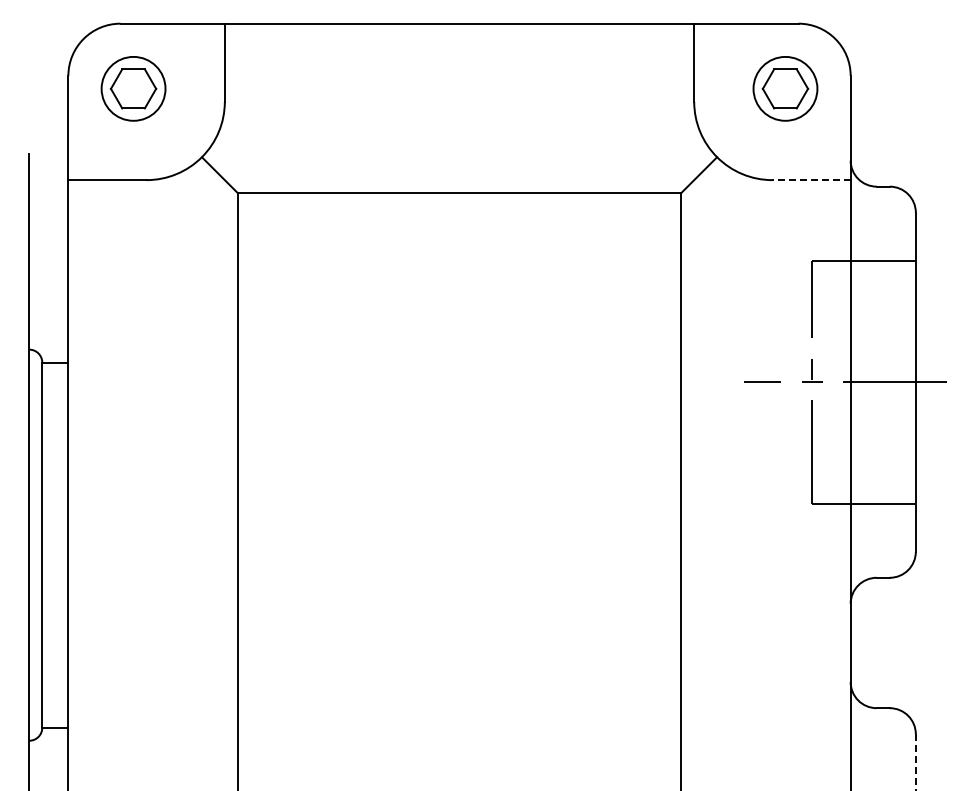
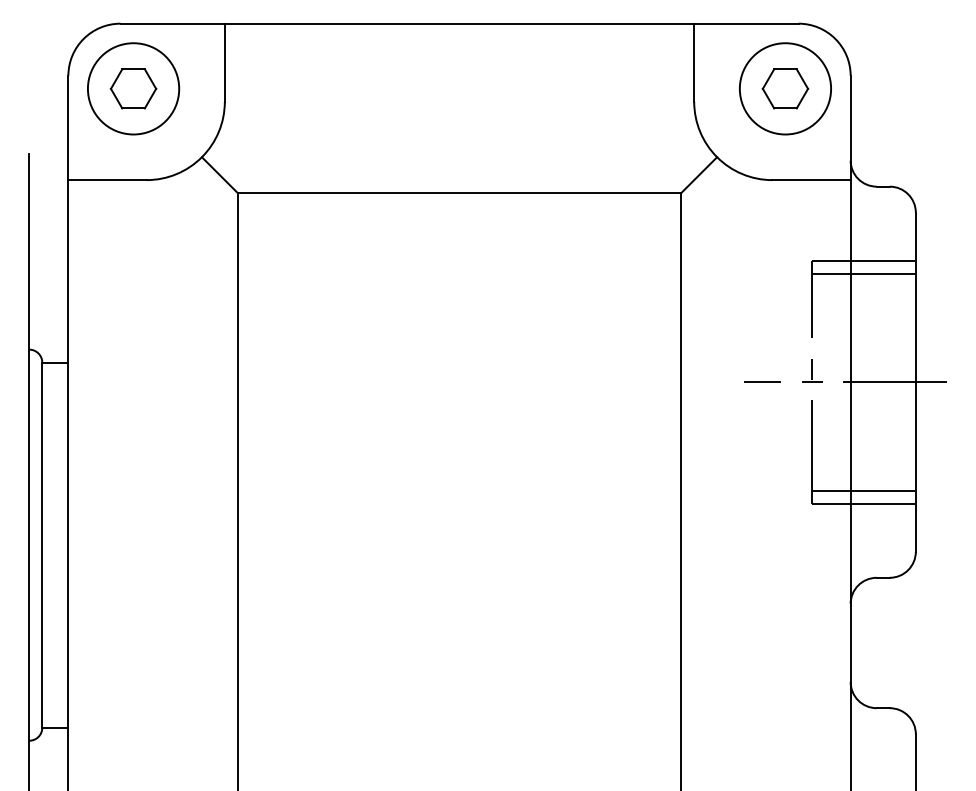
circle diameter: 64 px -> 91 px (133, 88)
circle diameter: 64 px -> 91 px (785, 88)
line: dashed -> solid (811, 180)
line: none -> present (863, 273)
line: none -> present (863, 490)
line: dashed -> solid (915, 762)
